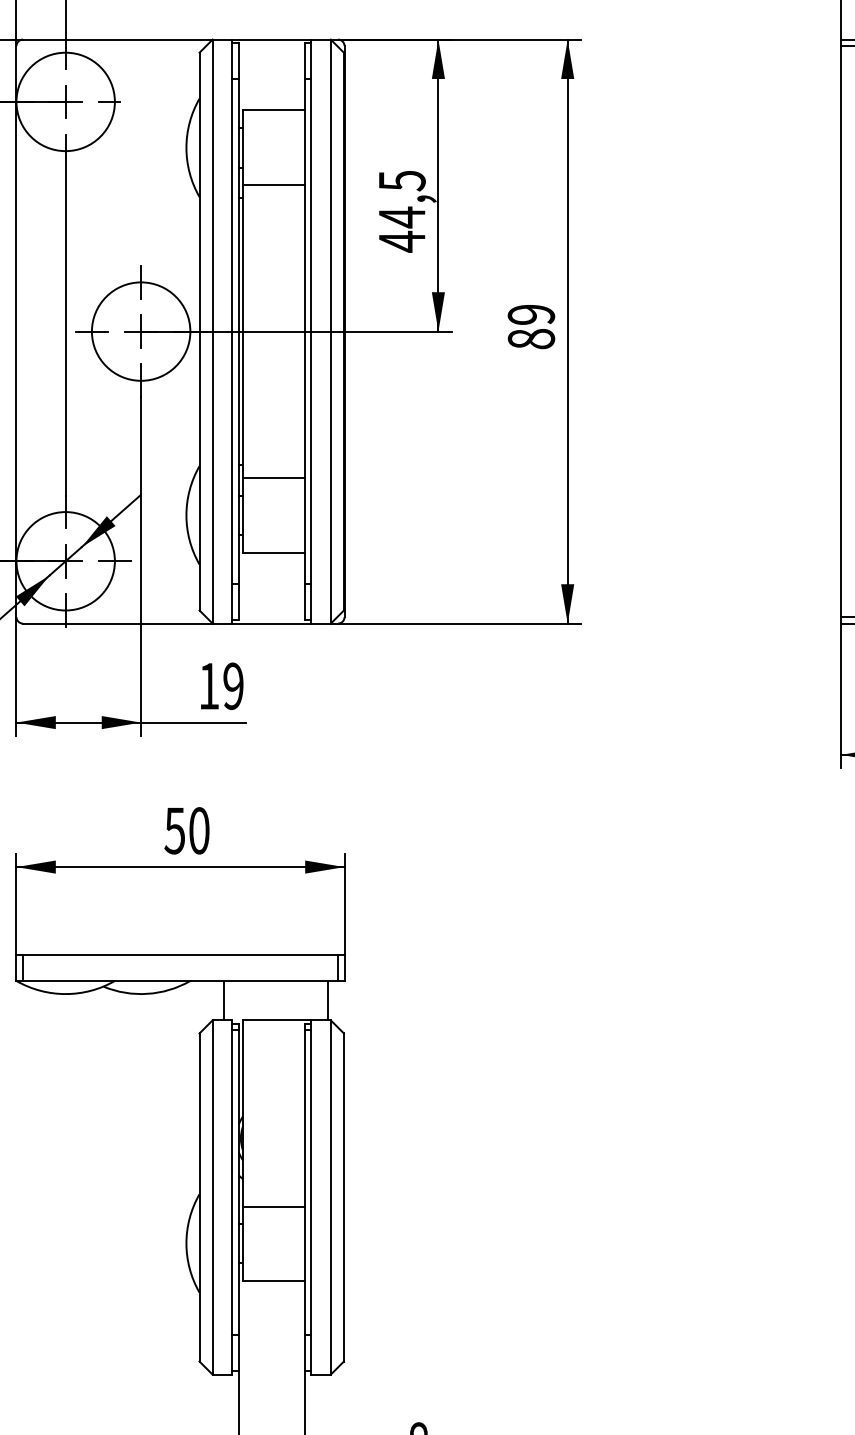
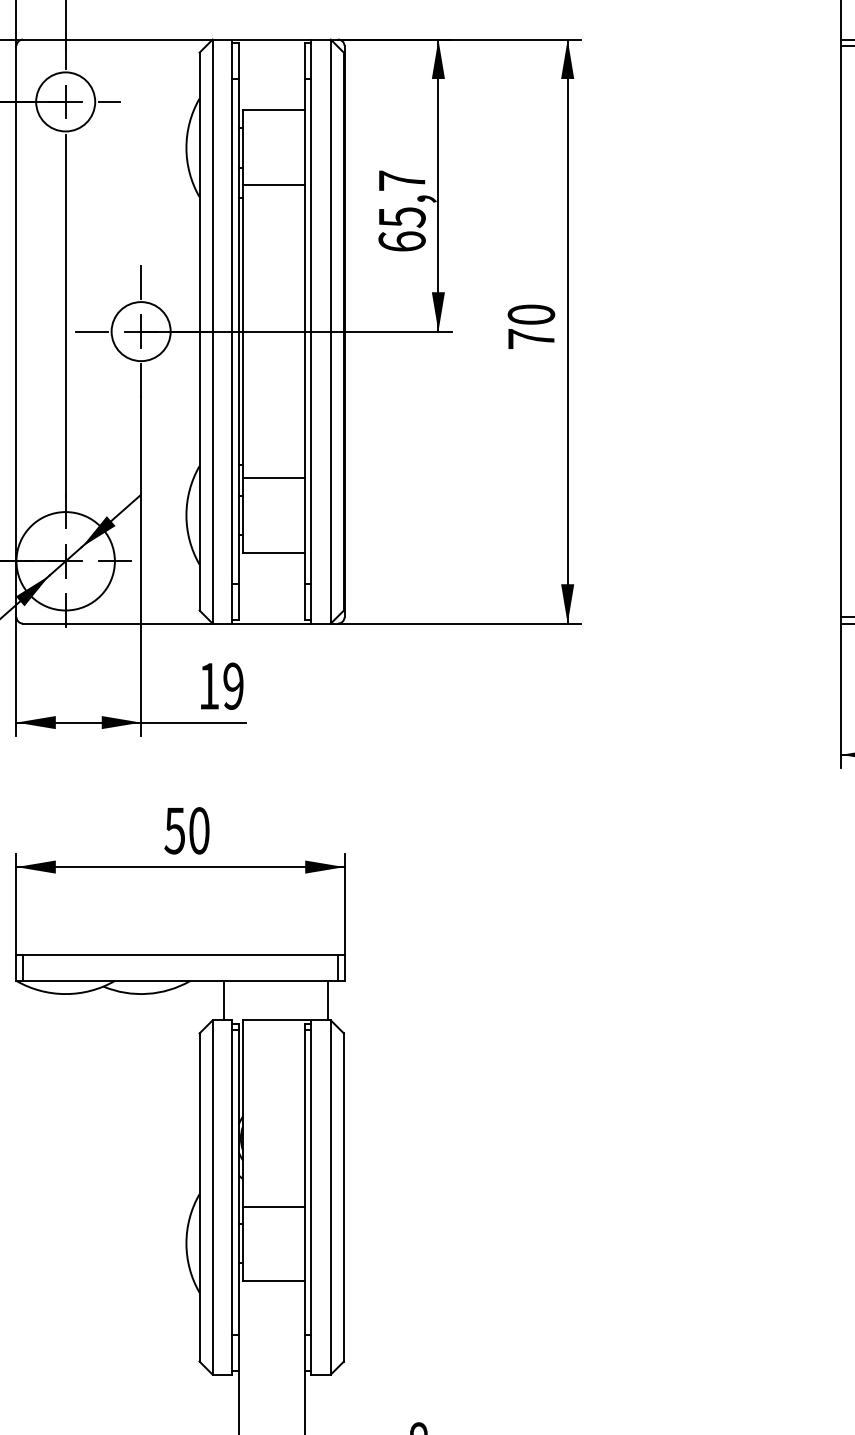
circle diameter: 98 px -> 59 px (65, 101)
text: 44,5 -> 65,7 (401, 211)
text: 89 -> 70 (531, 326)
circle diameter: 98 px -> 59 px (140, 331)
